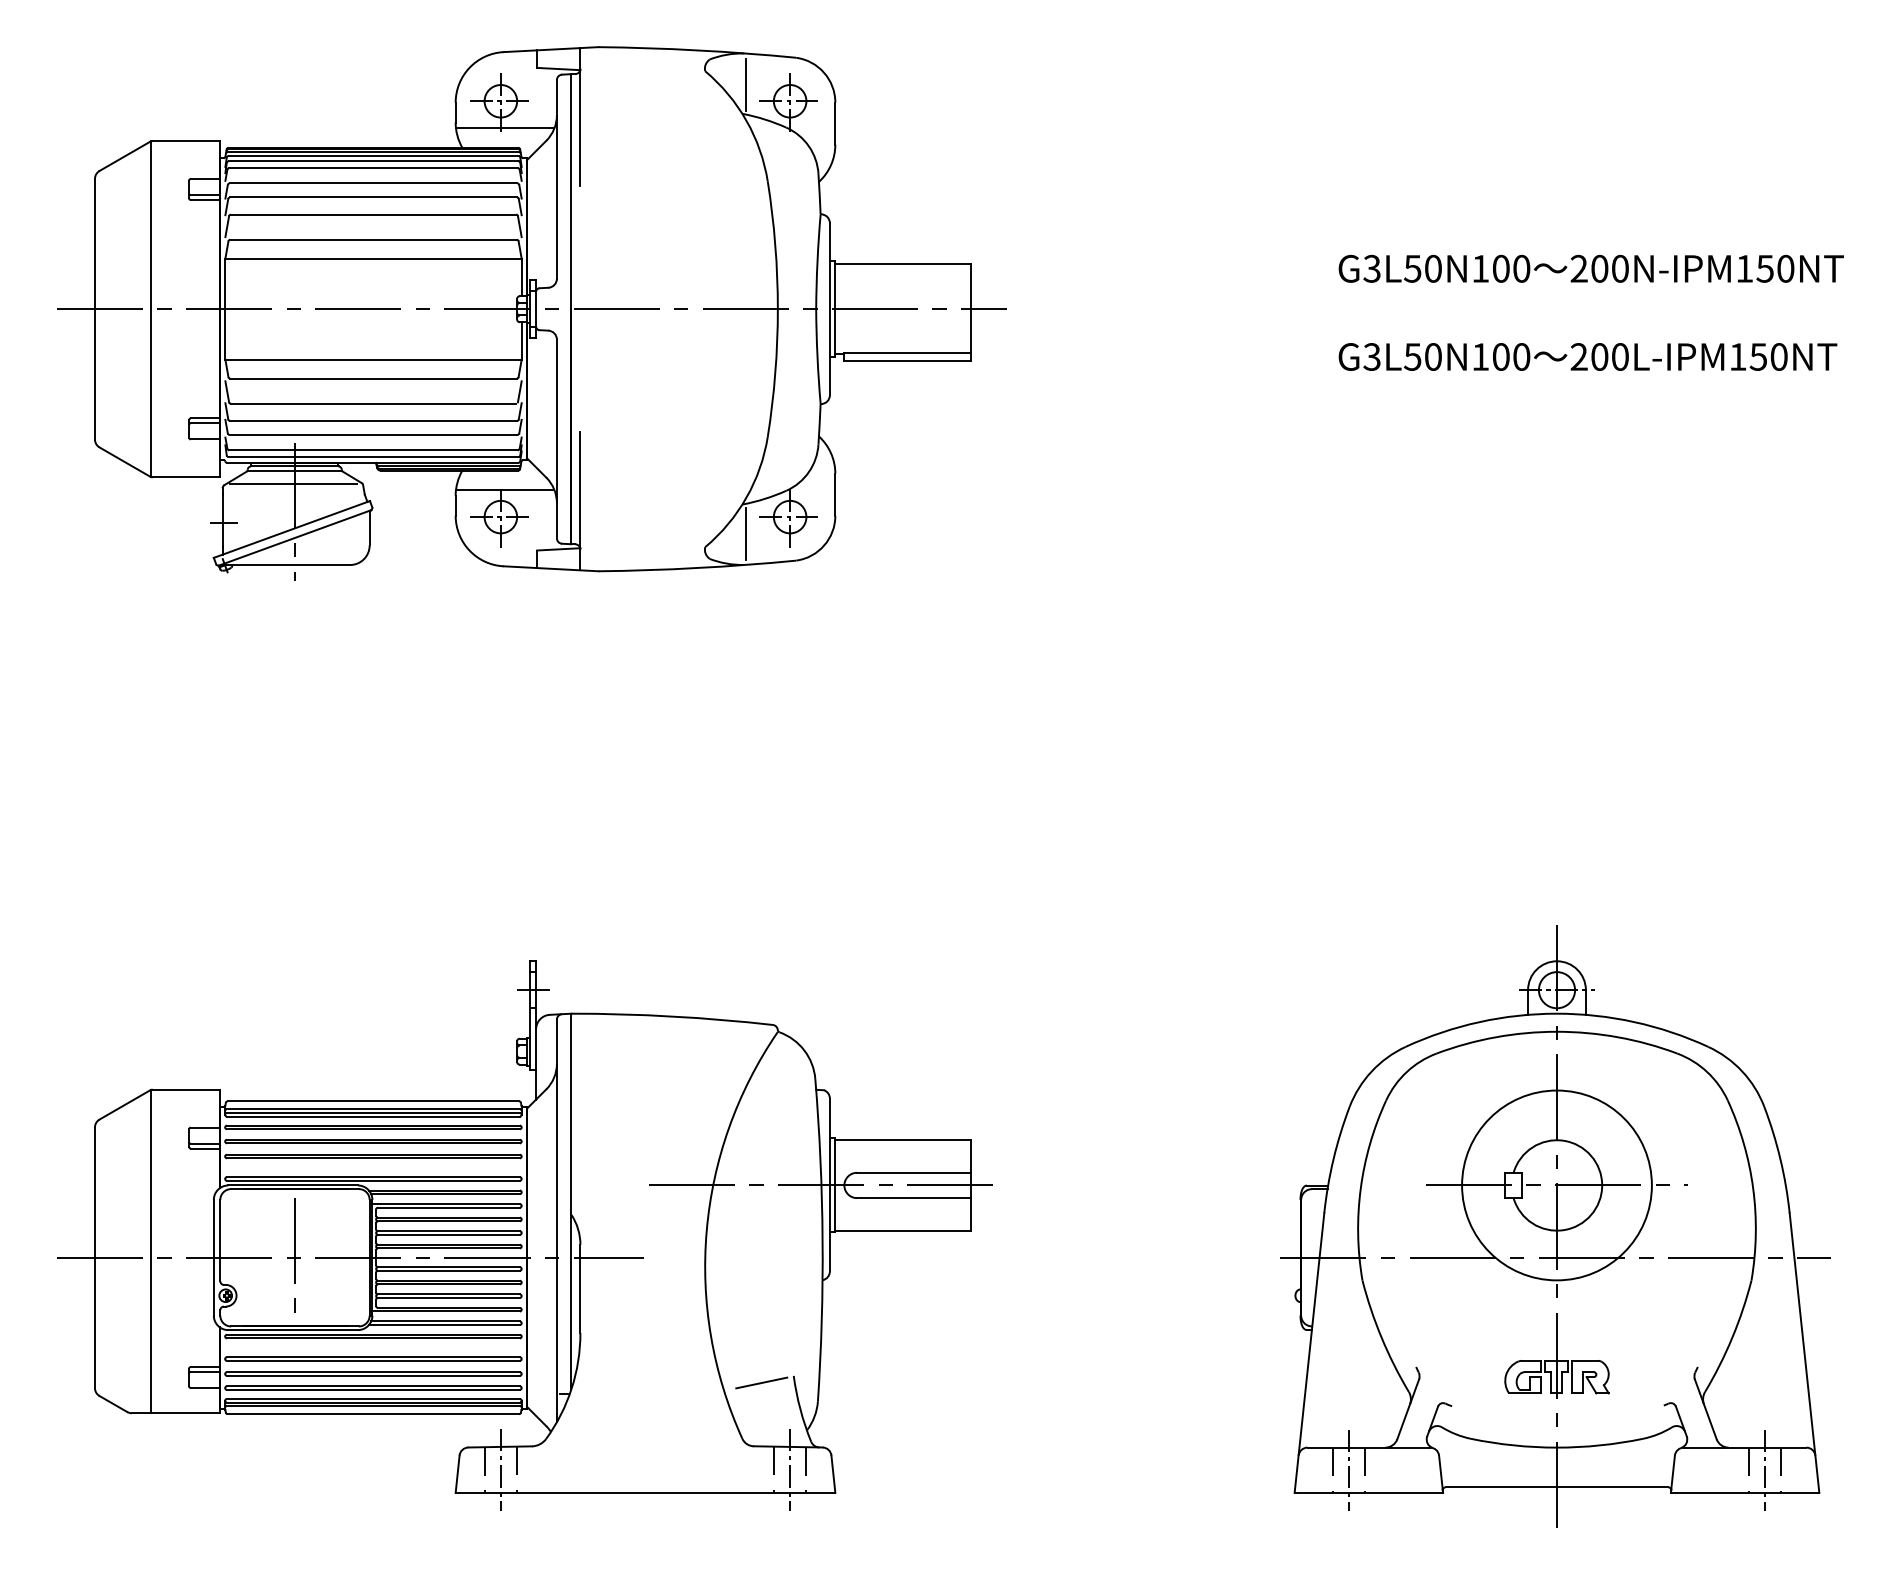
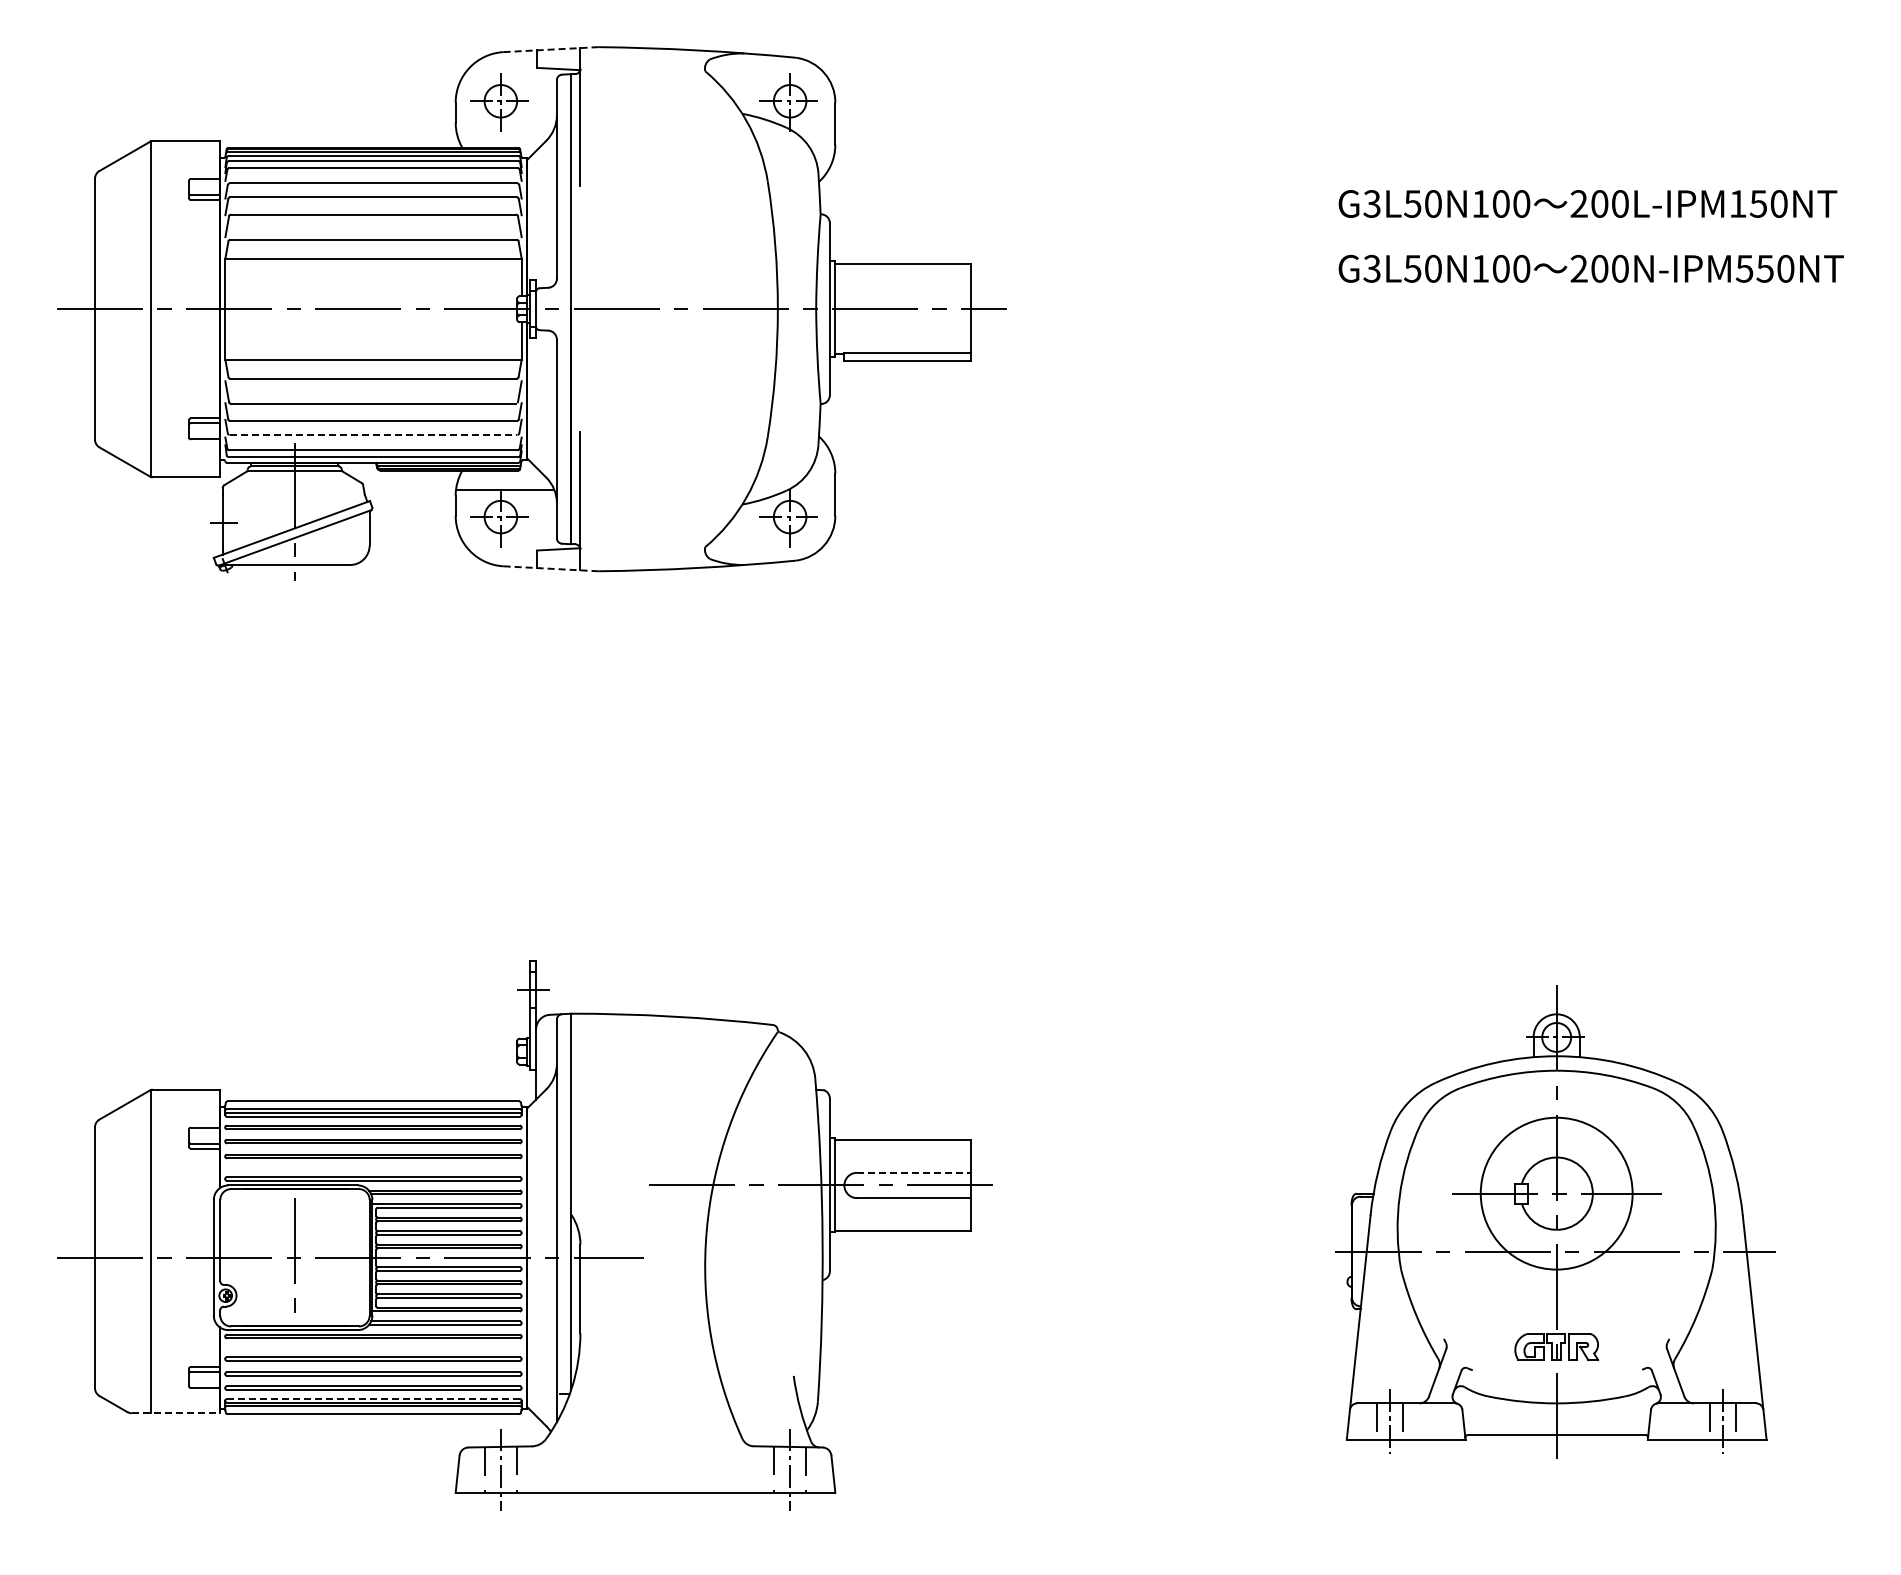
line: solid -> dashed (551, 49)
line: present -> none (745, 84)
line: present -> none (505, 128)
text: 200N-IPM150NT -> 200N-IPM550NT (1744, 268)
text position: (1587, 356) -> (1587, 203) (1587, 203)
line: solid -> dashed (373, 434)
line: present -> none (292, 483)
line: present -> none (745, 533)
line: solid -> dashed (551, 568)
line: solid -> dashed (913, 1172)
part size: 551x603 px -> 441x474 px (1555, 1221)
line: present -> none (761, 1382)
line: solid -> dashed (372, 1398)
line: solid -> dashed (175, 1413)
